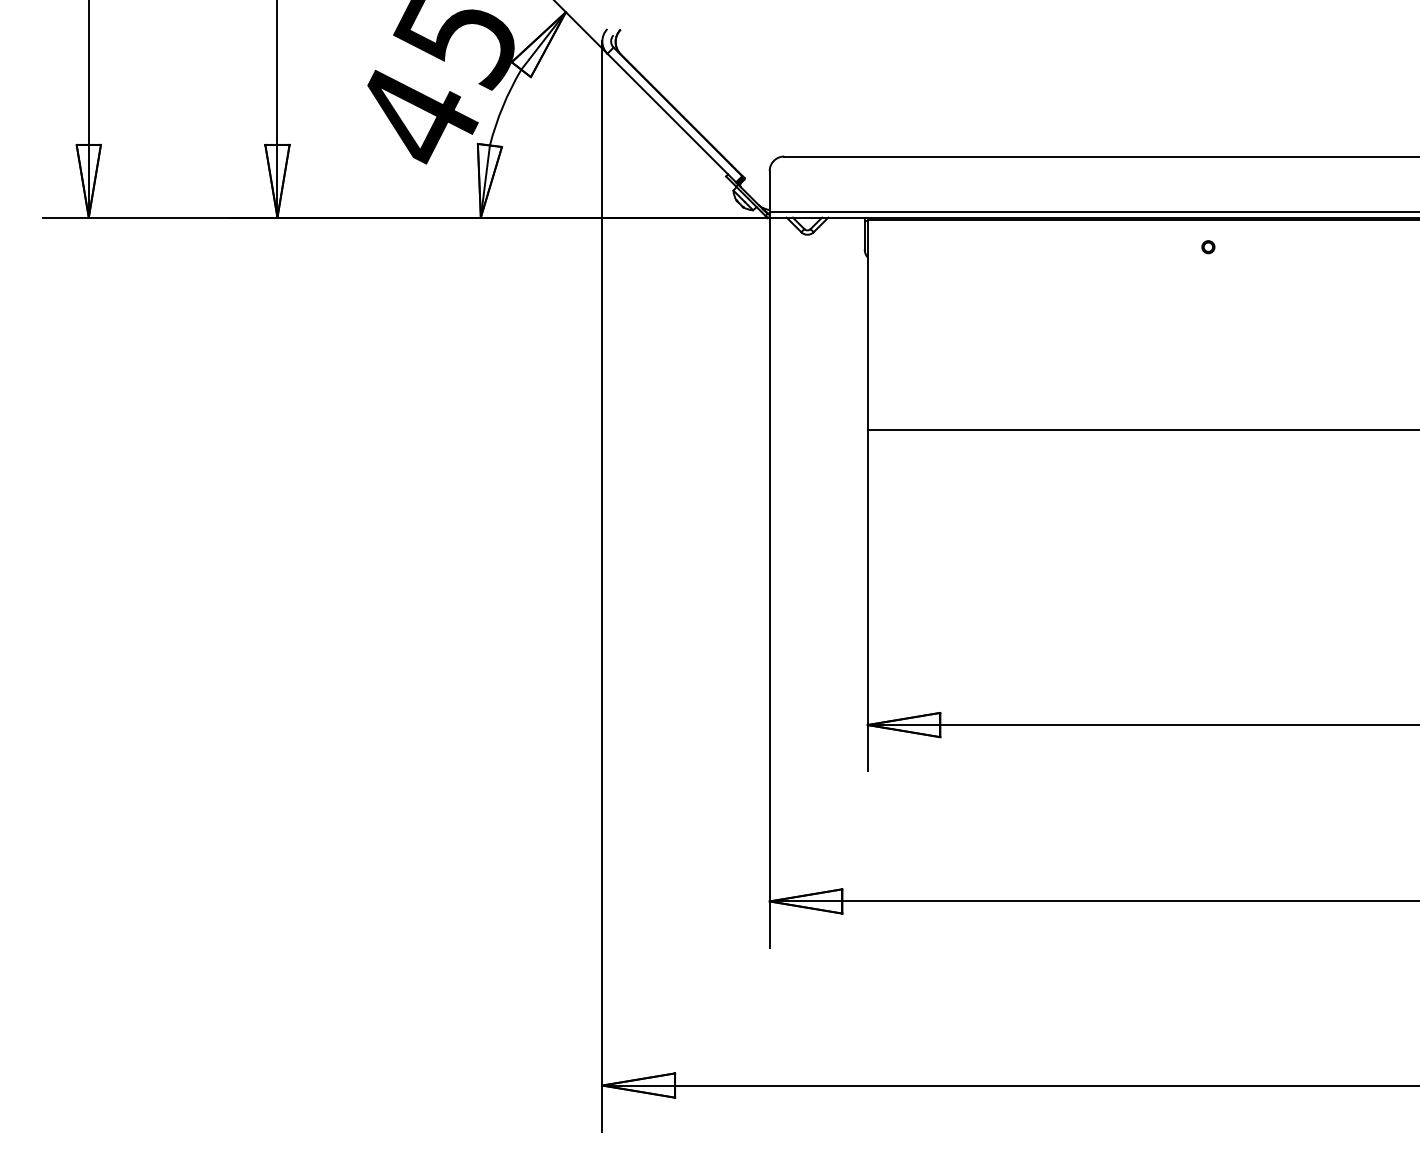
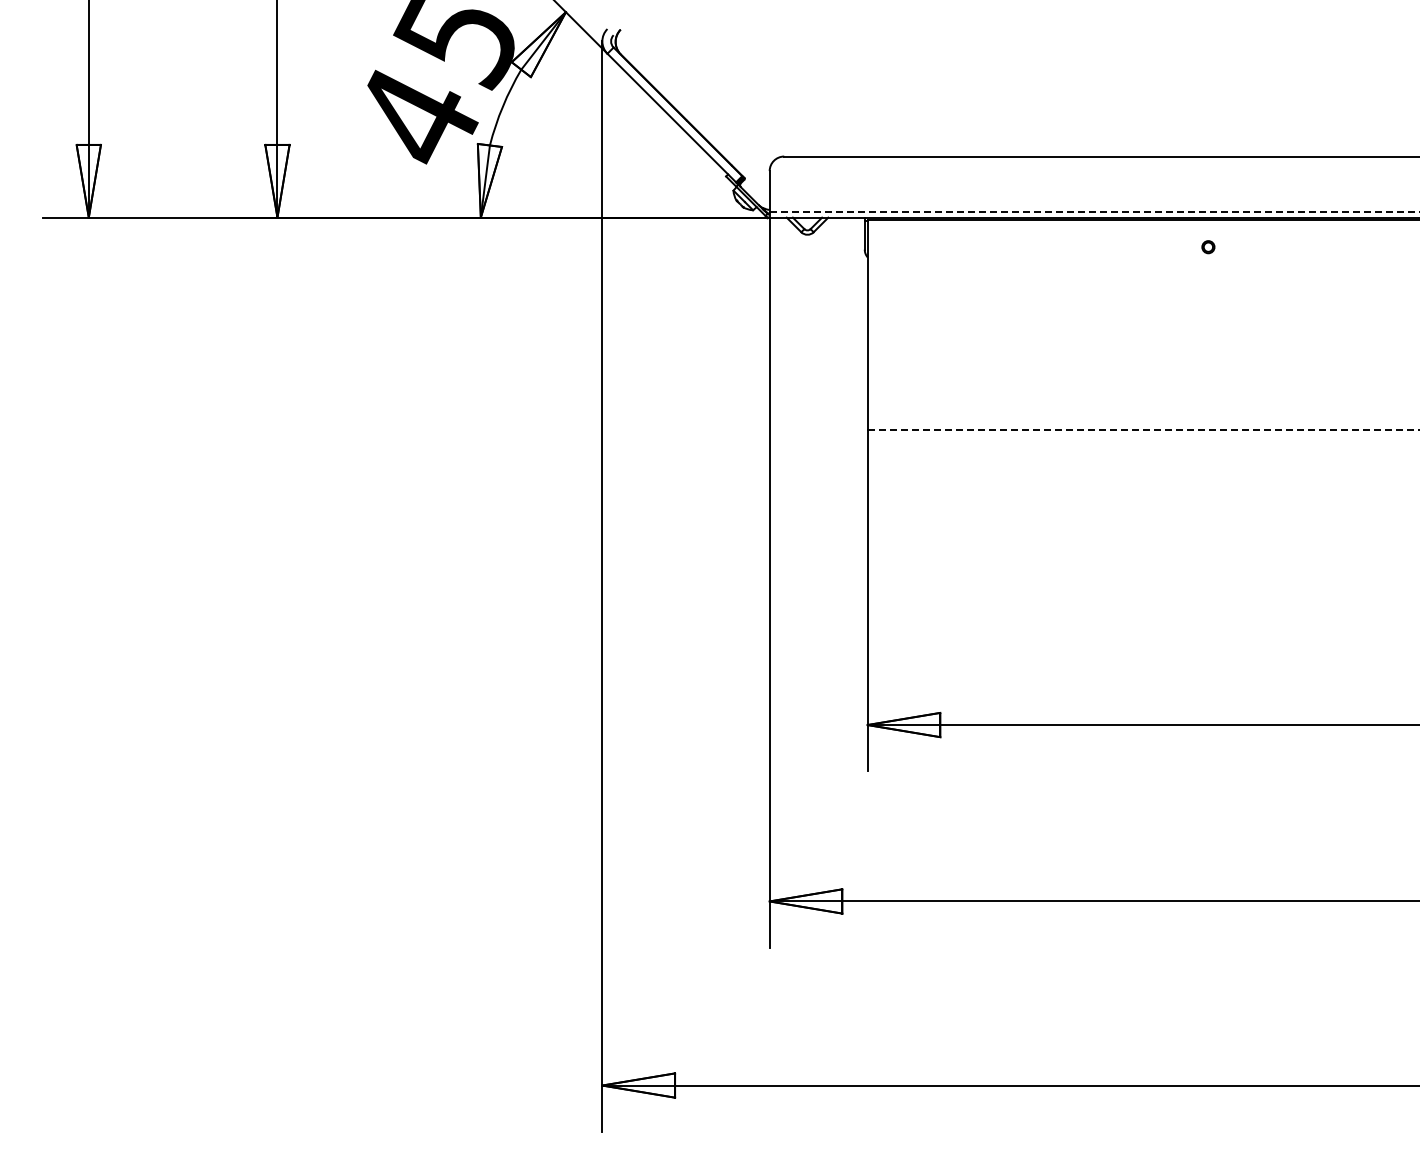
line: solid -> dashed (1094, 211)
line: solid -> dashed (1143, 429)
